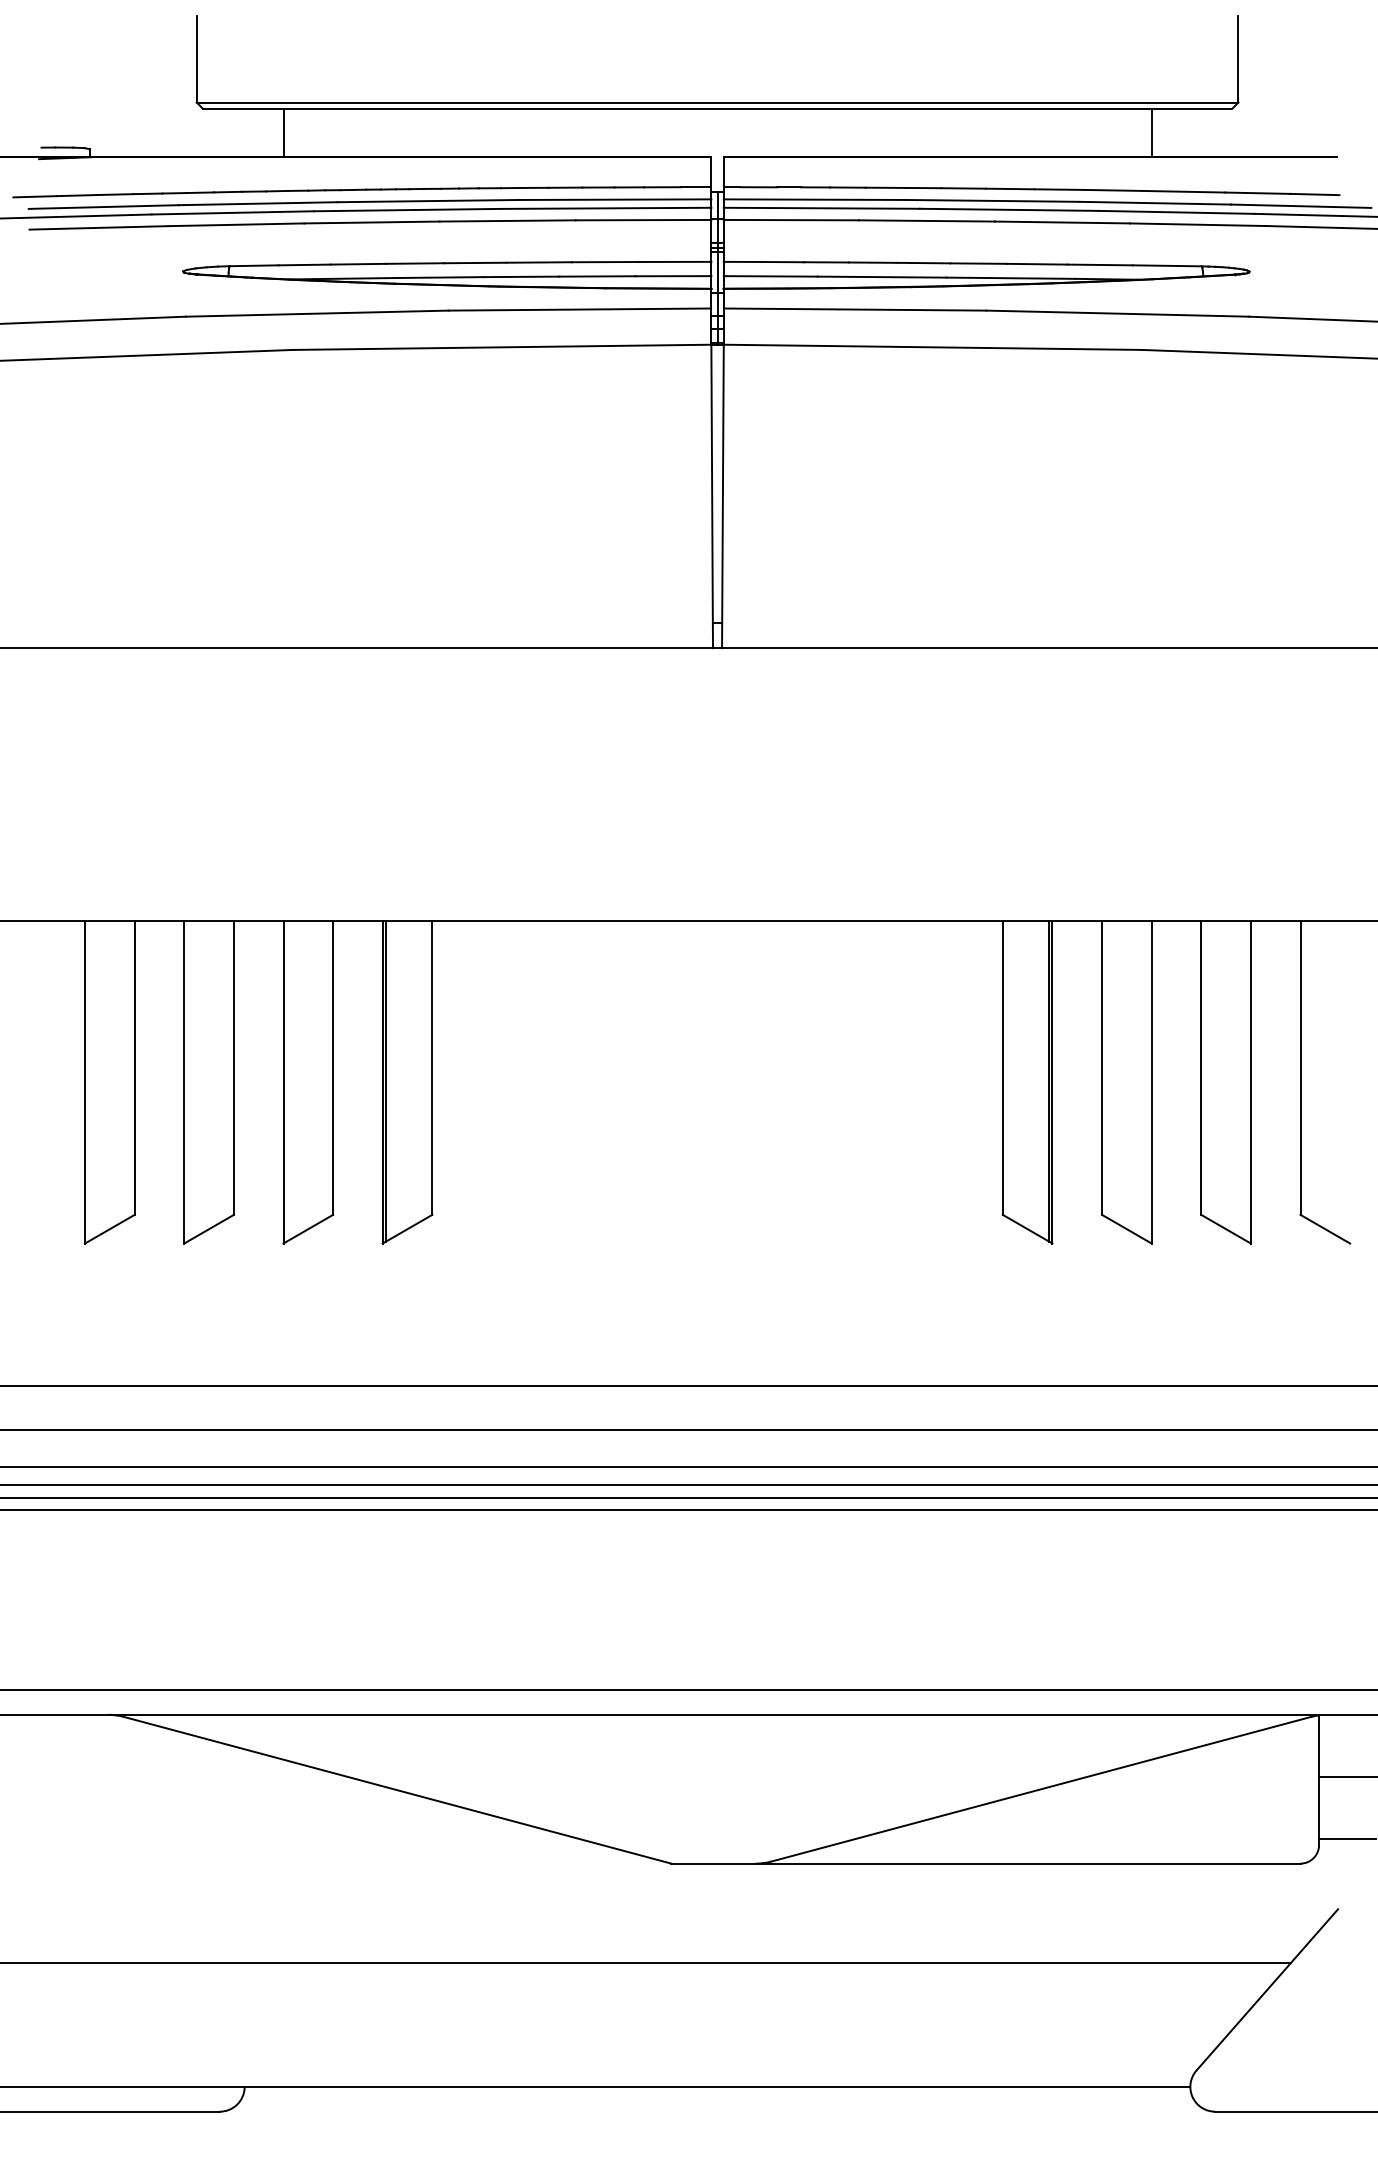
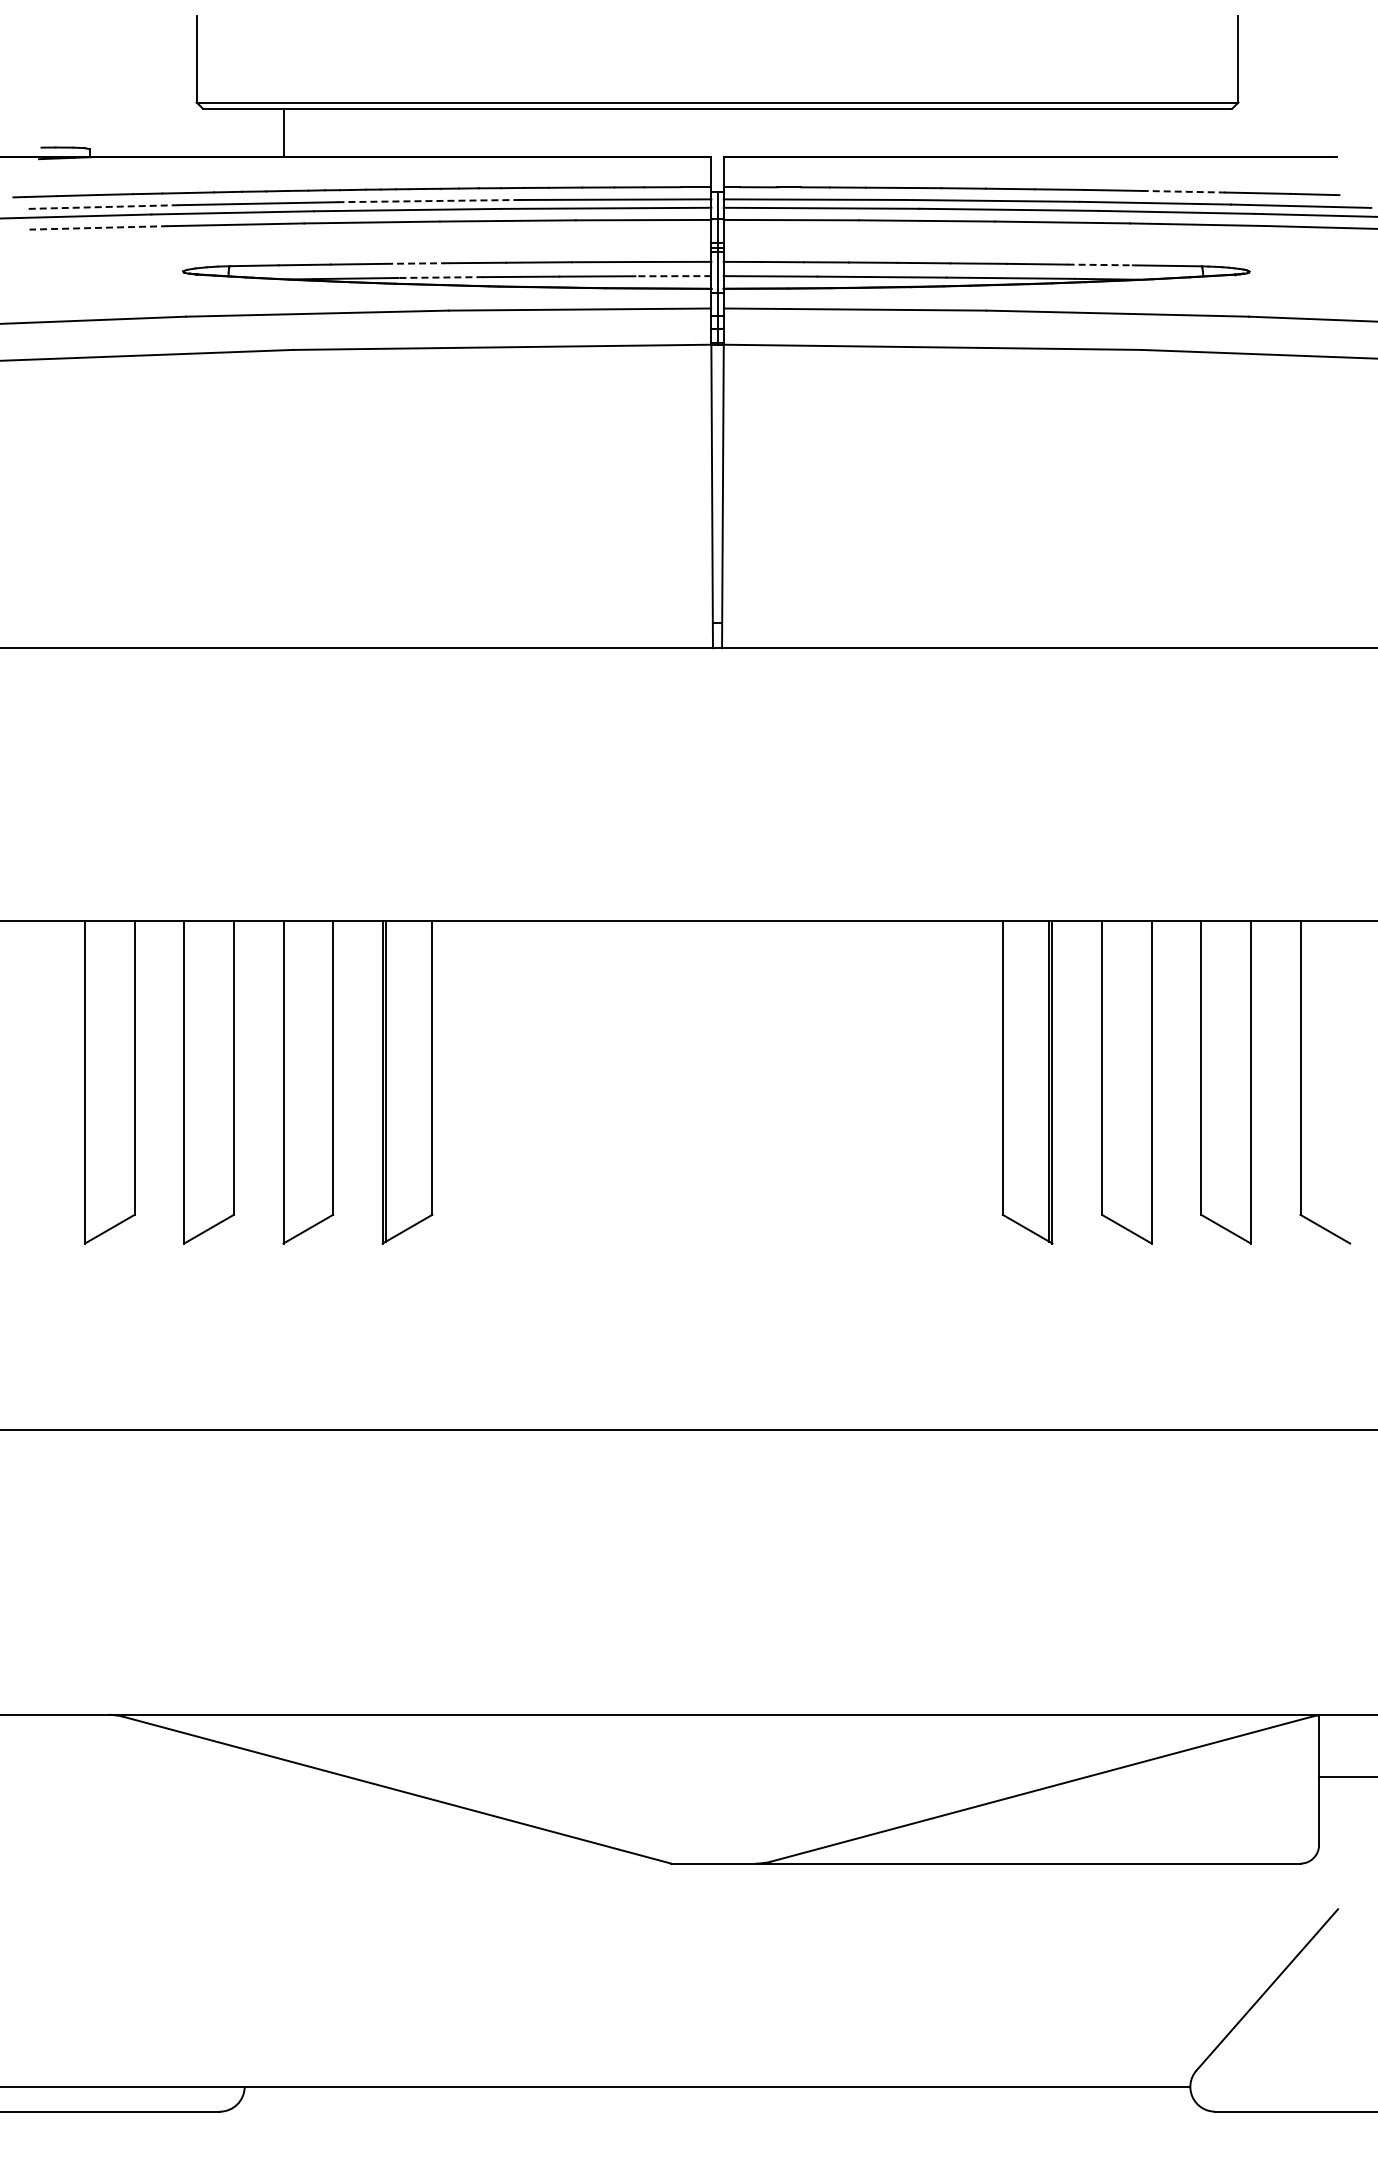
line: present -> none (1151, 132)
line: solid -> dashed (1183, 191)
line: solid -> dashed (428, 201)
line: solid -> dashed (103, 207)
line: solid -> dashed (98, 227)
line: solid -> dashed (415, 263)
line: solid -> dashed (1100, 264)
line: solid -> dashed (672, 276)
line: solid -> dashed (440, 277)
line: present -> none (688, 1386)
line: present -> none (688, 1466)
line: present -> none (688, 1485)
line: present -> none (688, 1497)
line: present -> none (688, 1510)
line: present -> none (688, 1690)
line: present -> none (1346, 1838)
line: present -> none (646, 1962)
